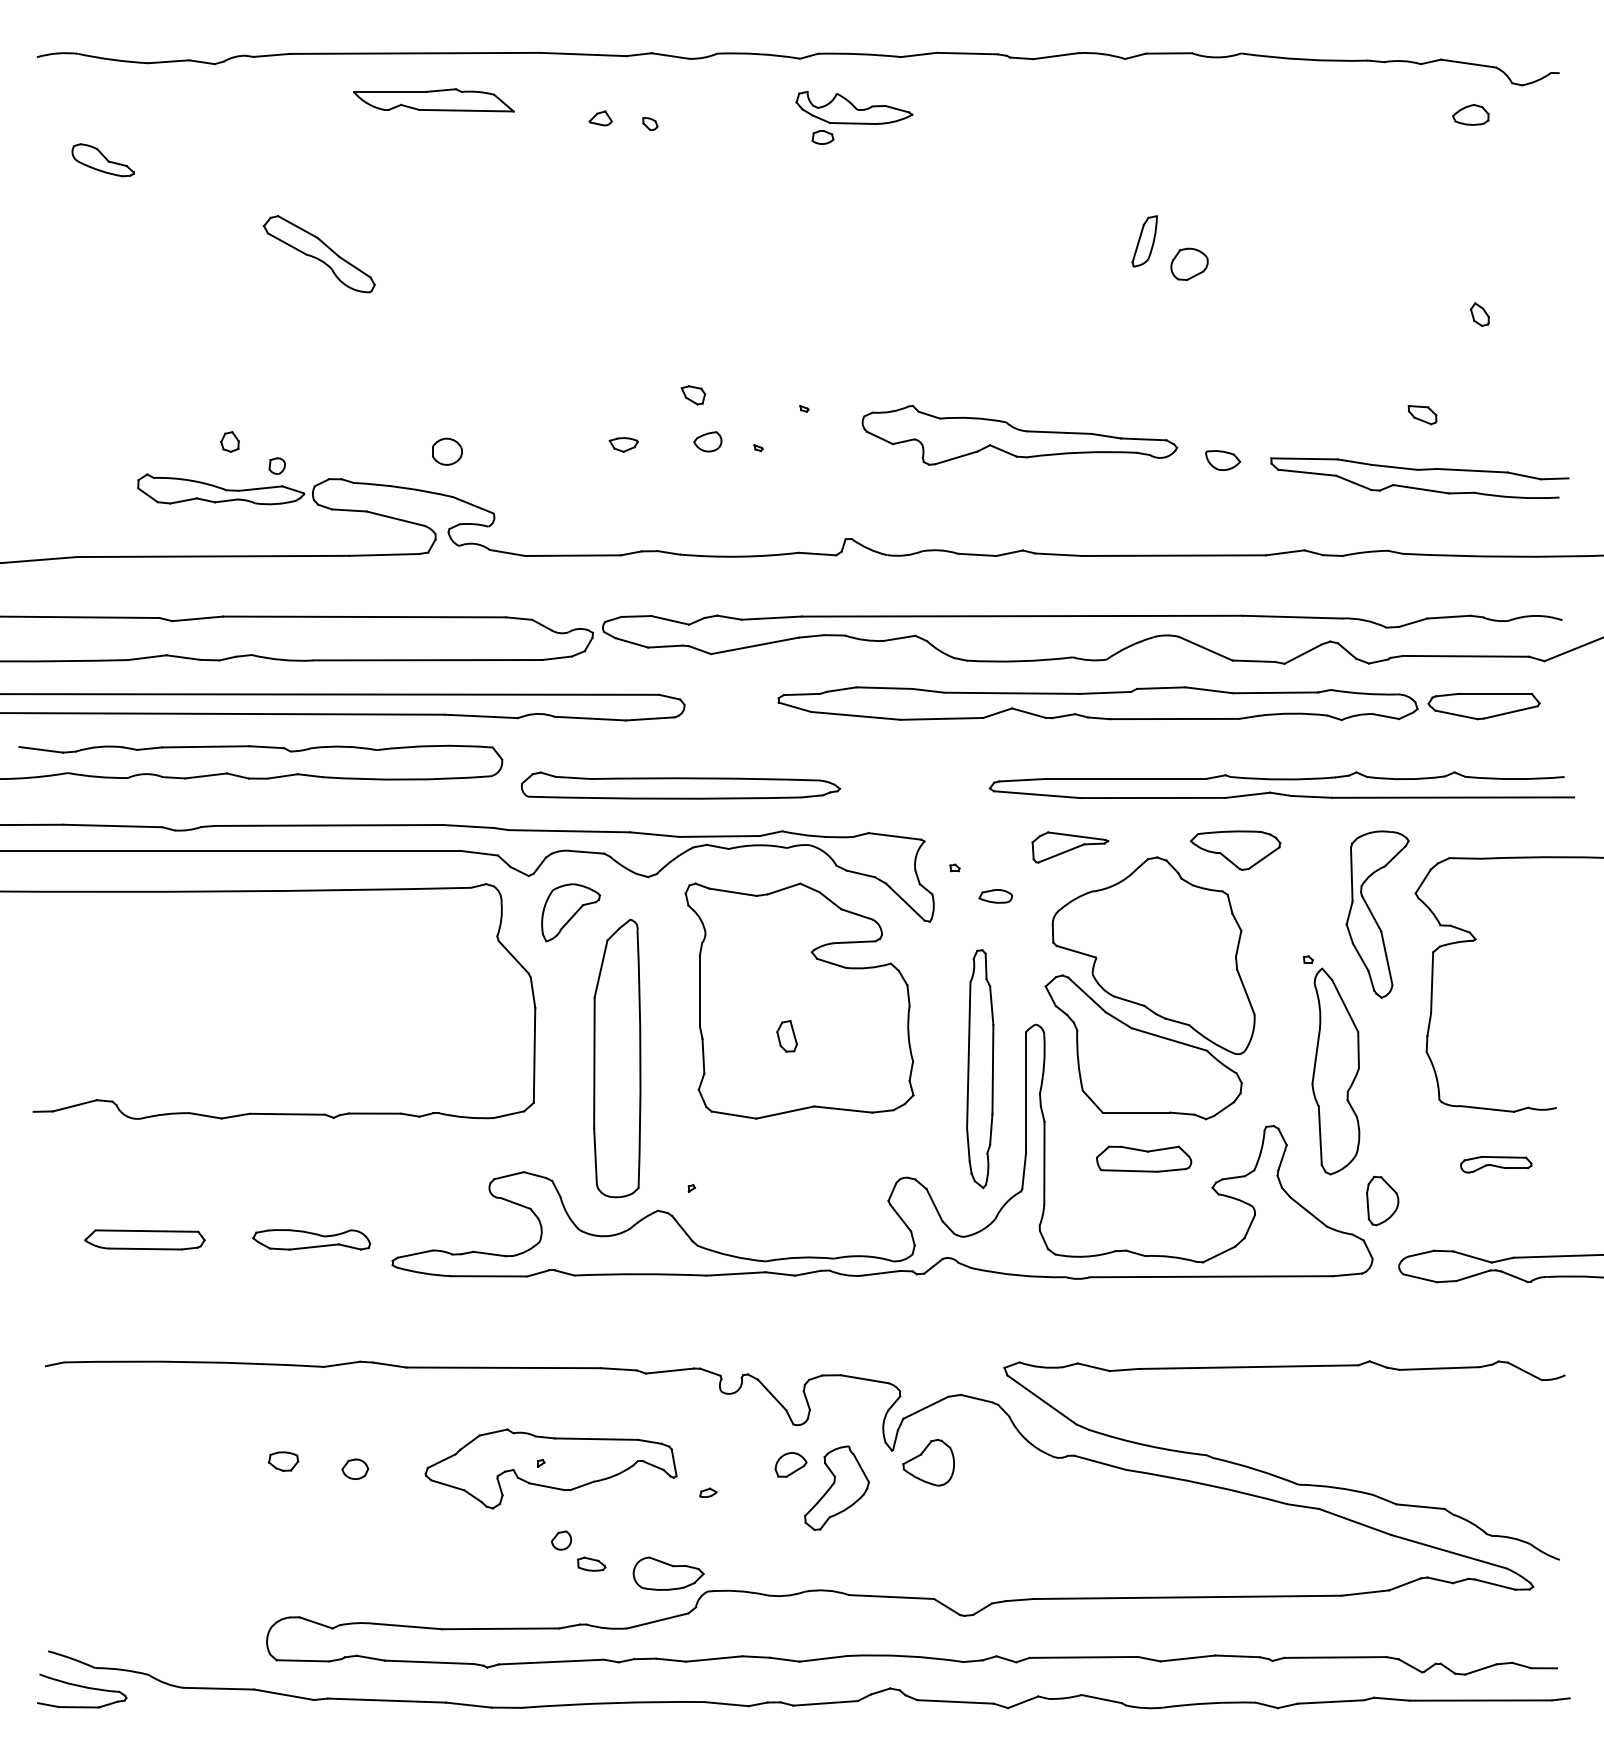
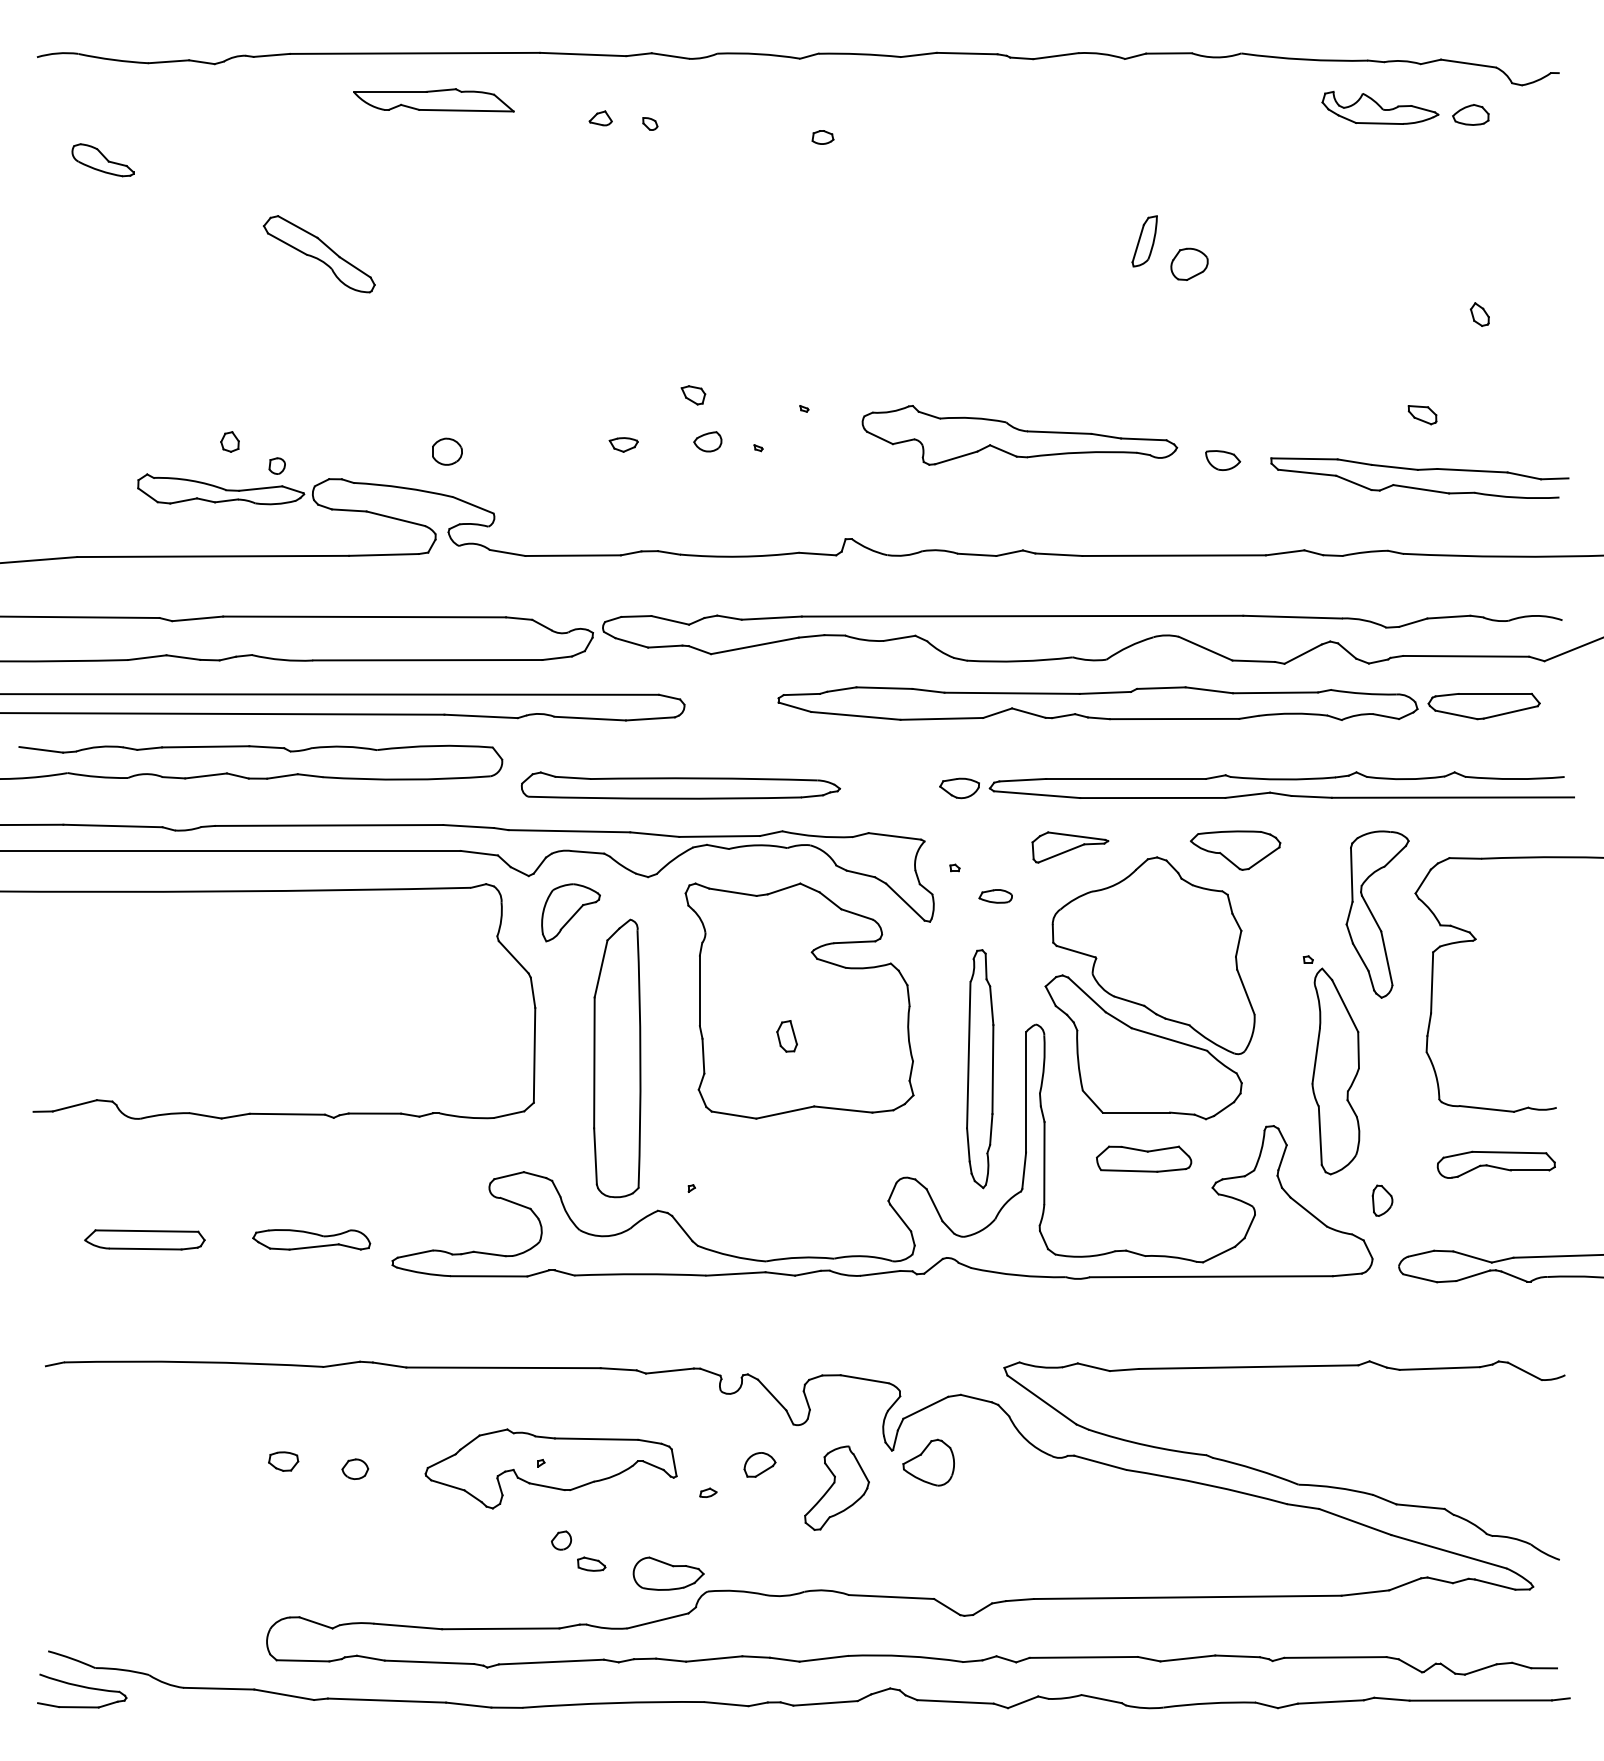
part position: (854, 107) -> (1380, 107) (1380, 107)
part: none -> present (959, 788)
part size: 73x18 px -> 120x29 px (1495, 1164)
part size: 34x51 px -> 23x33 px (1382, 1200)
part position: (790, 1464) -> (759, 1464) (759, 1464)
